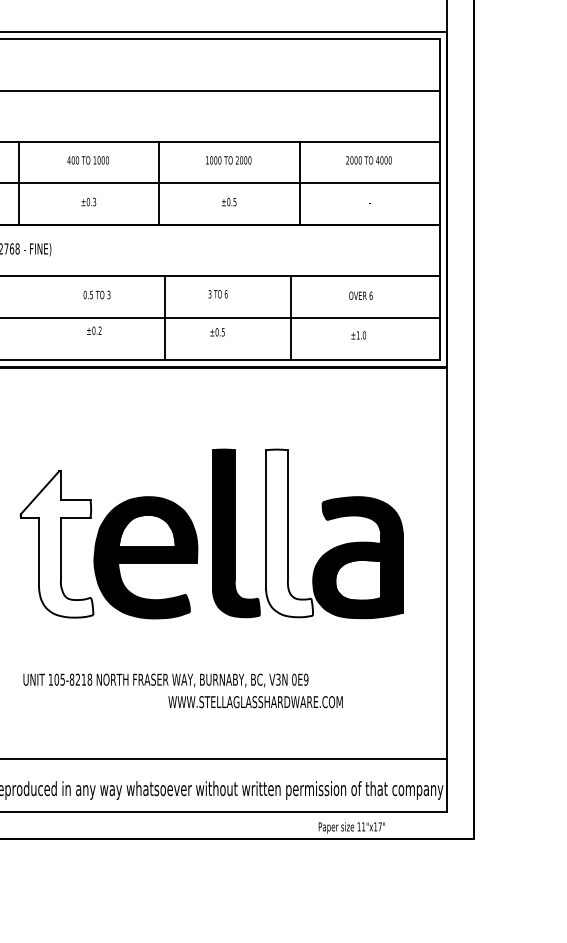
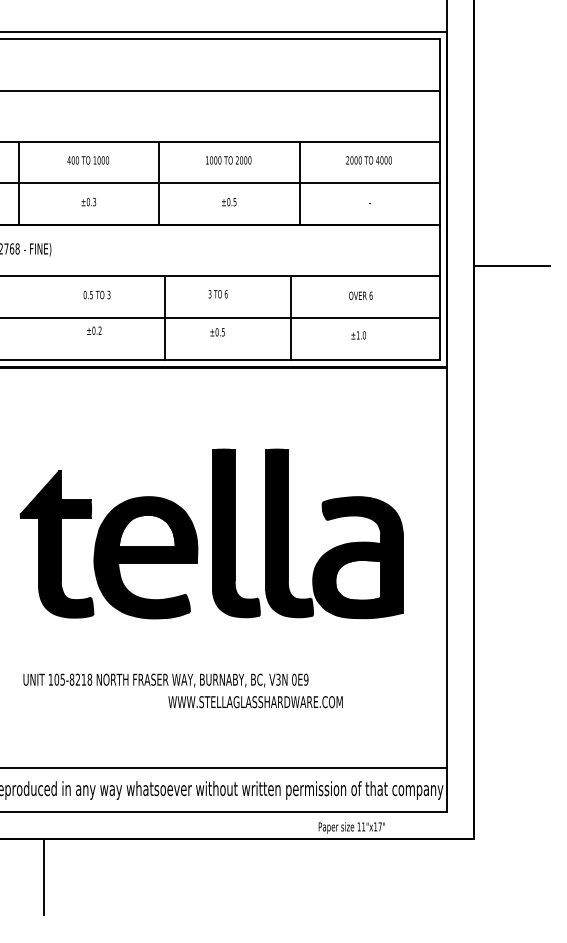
line: none -> present (511, 266)
fill: none -> present (289, 533)
fill: none -> present (56, 544)
line position: (224, 758) -> (224, 767) (224, 767)
line: none -> present (43, 876)
